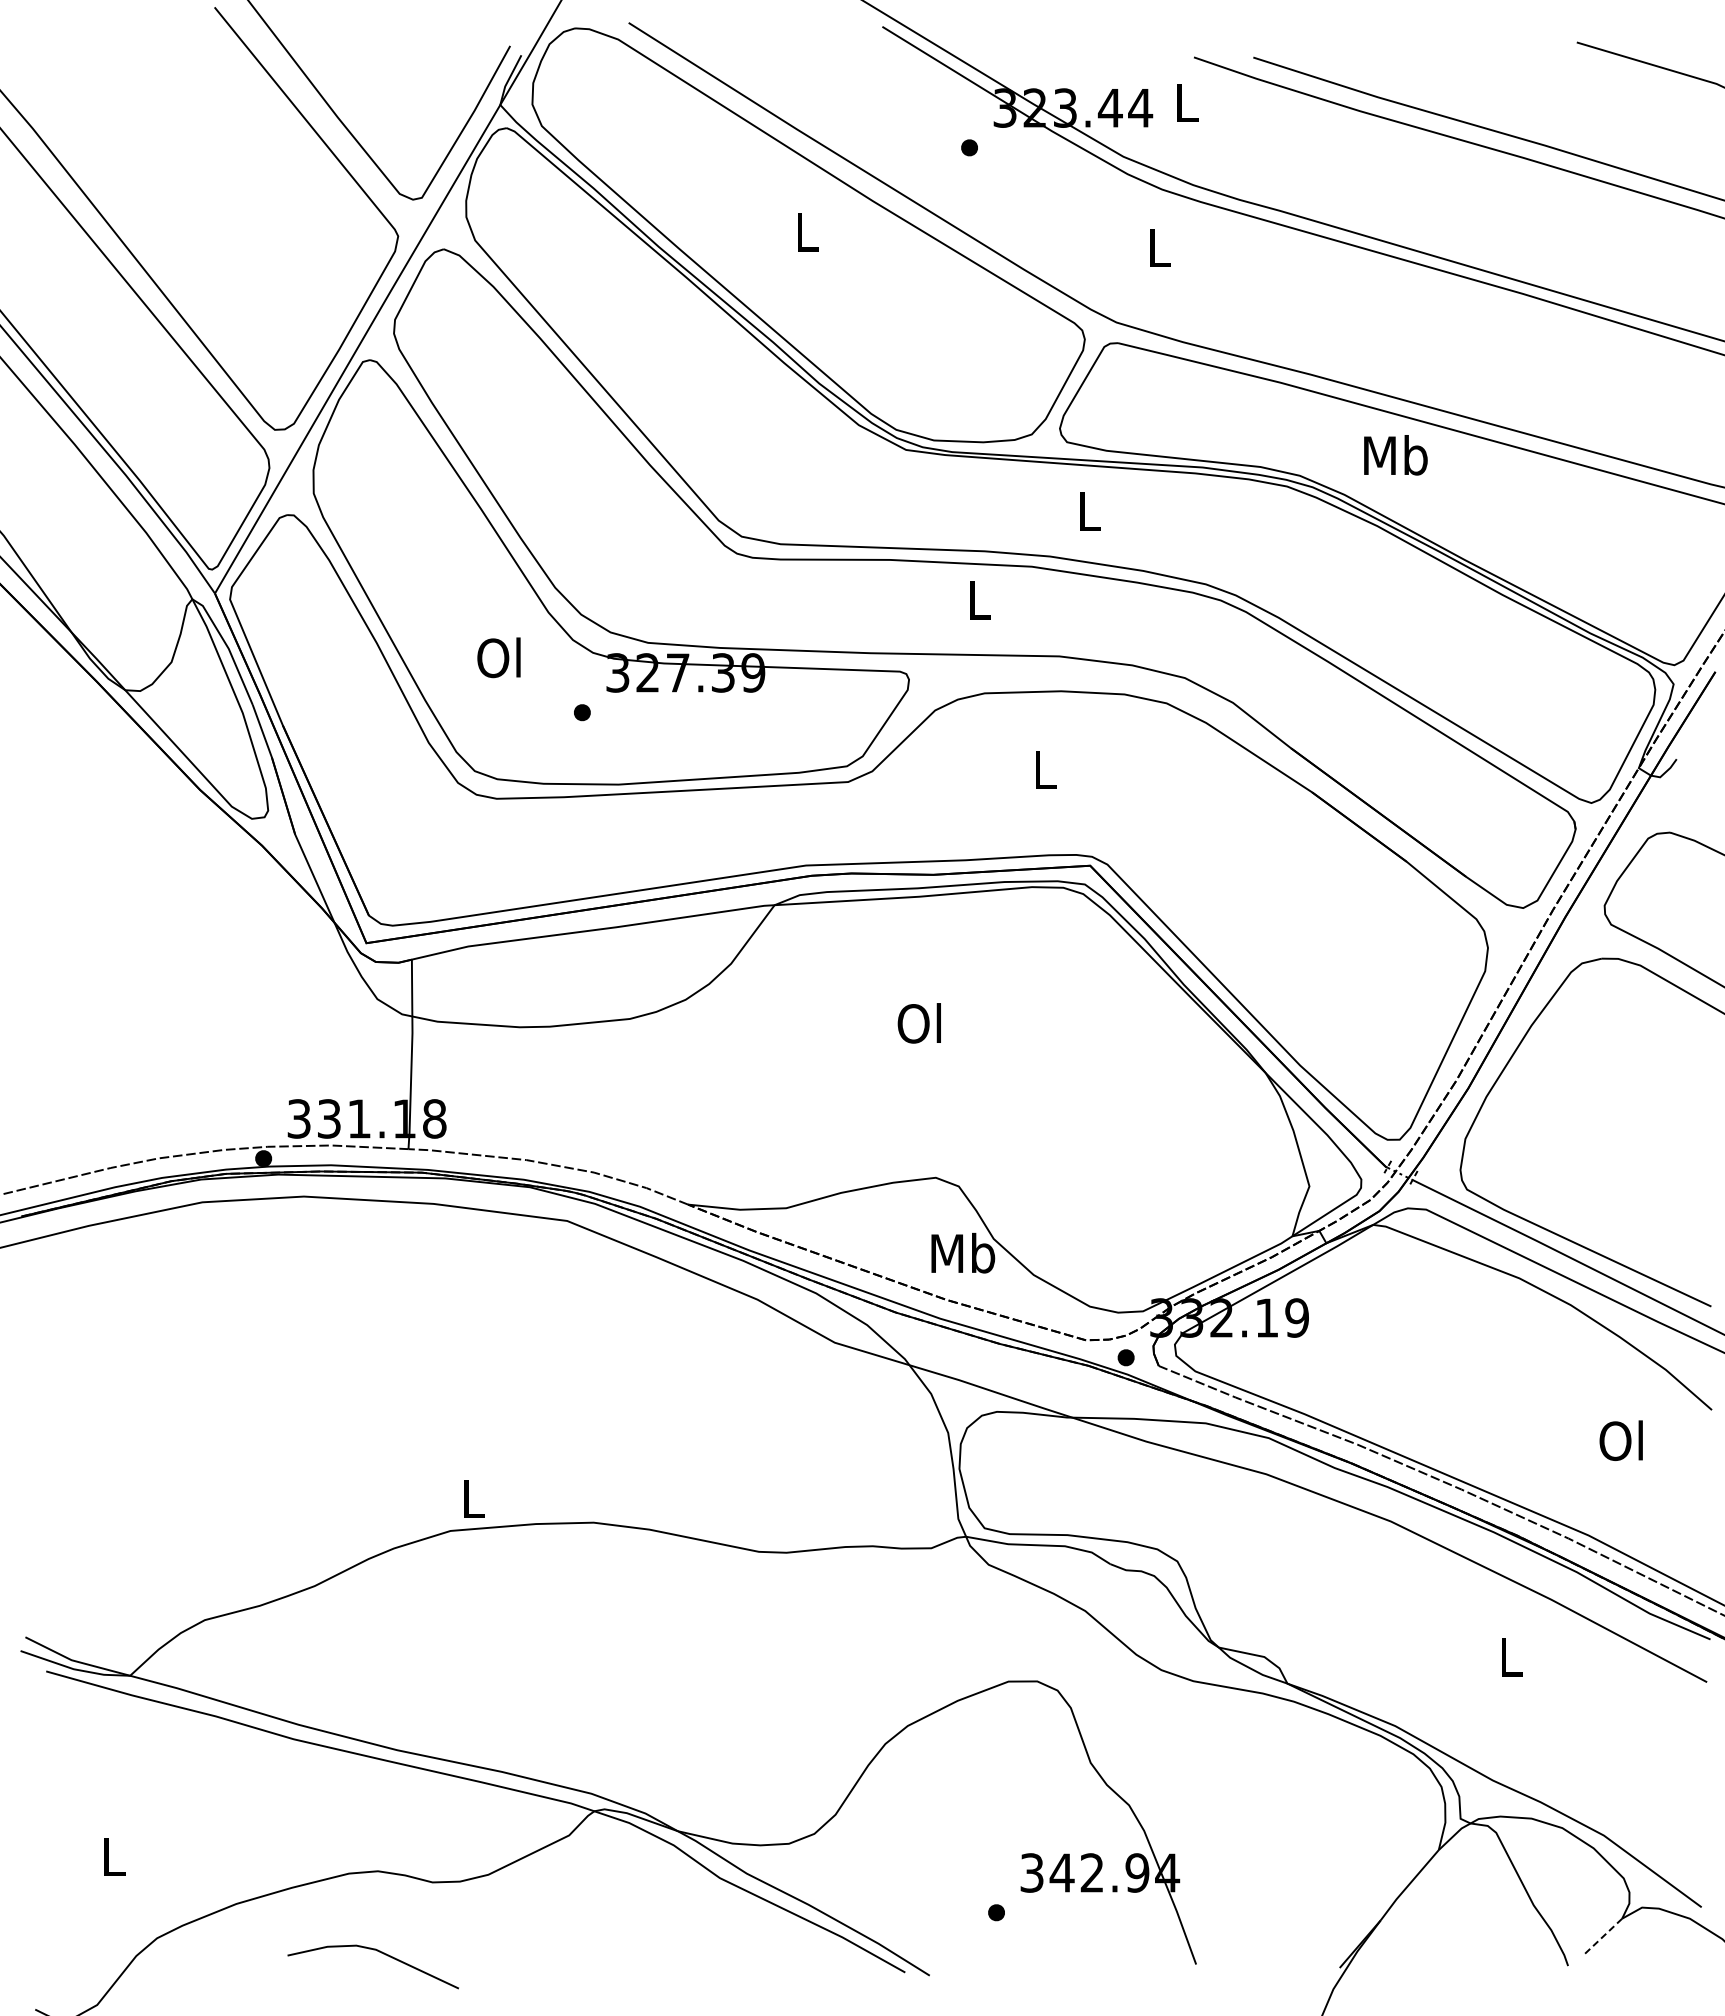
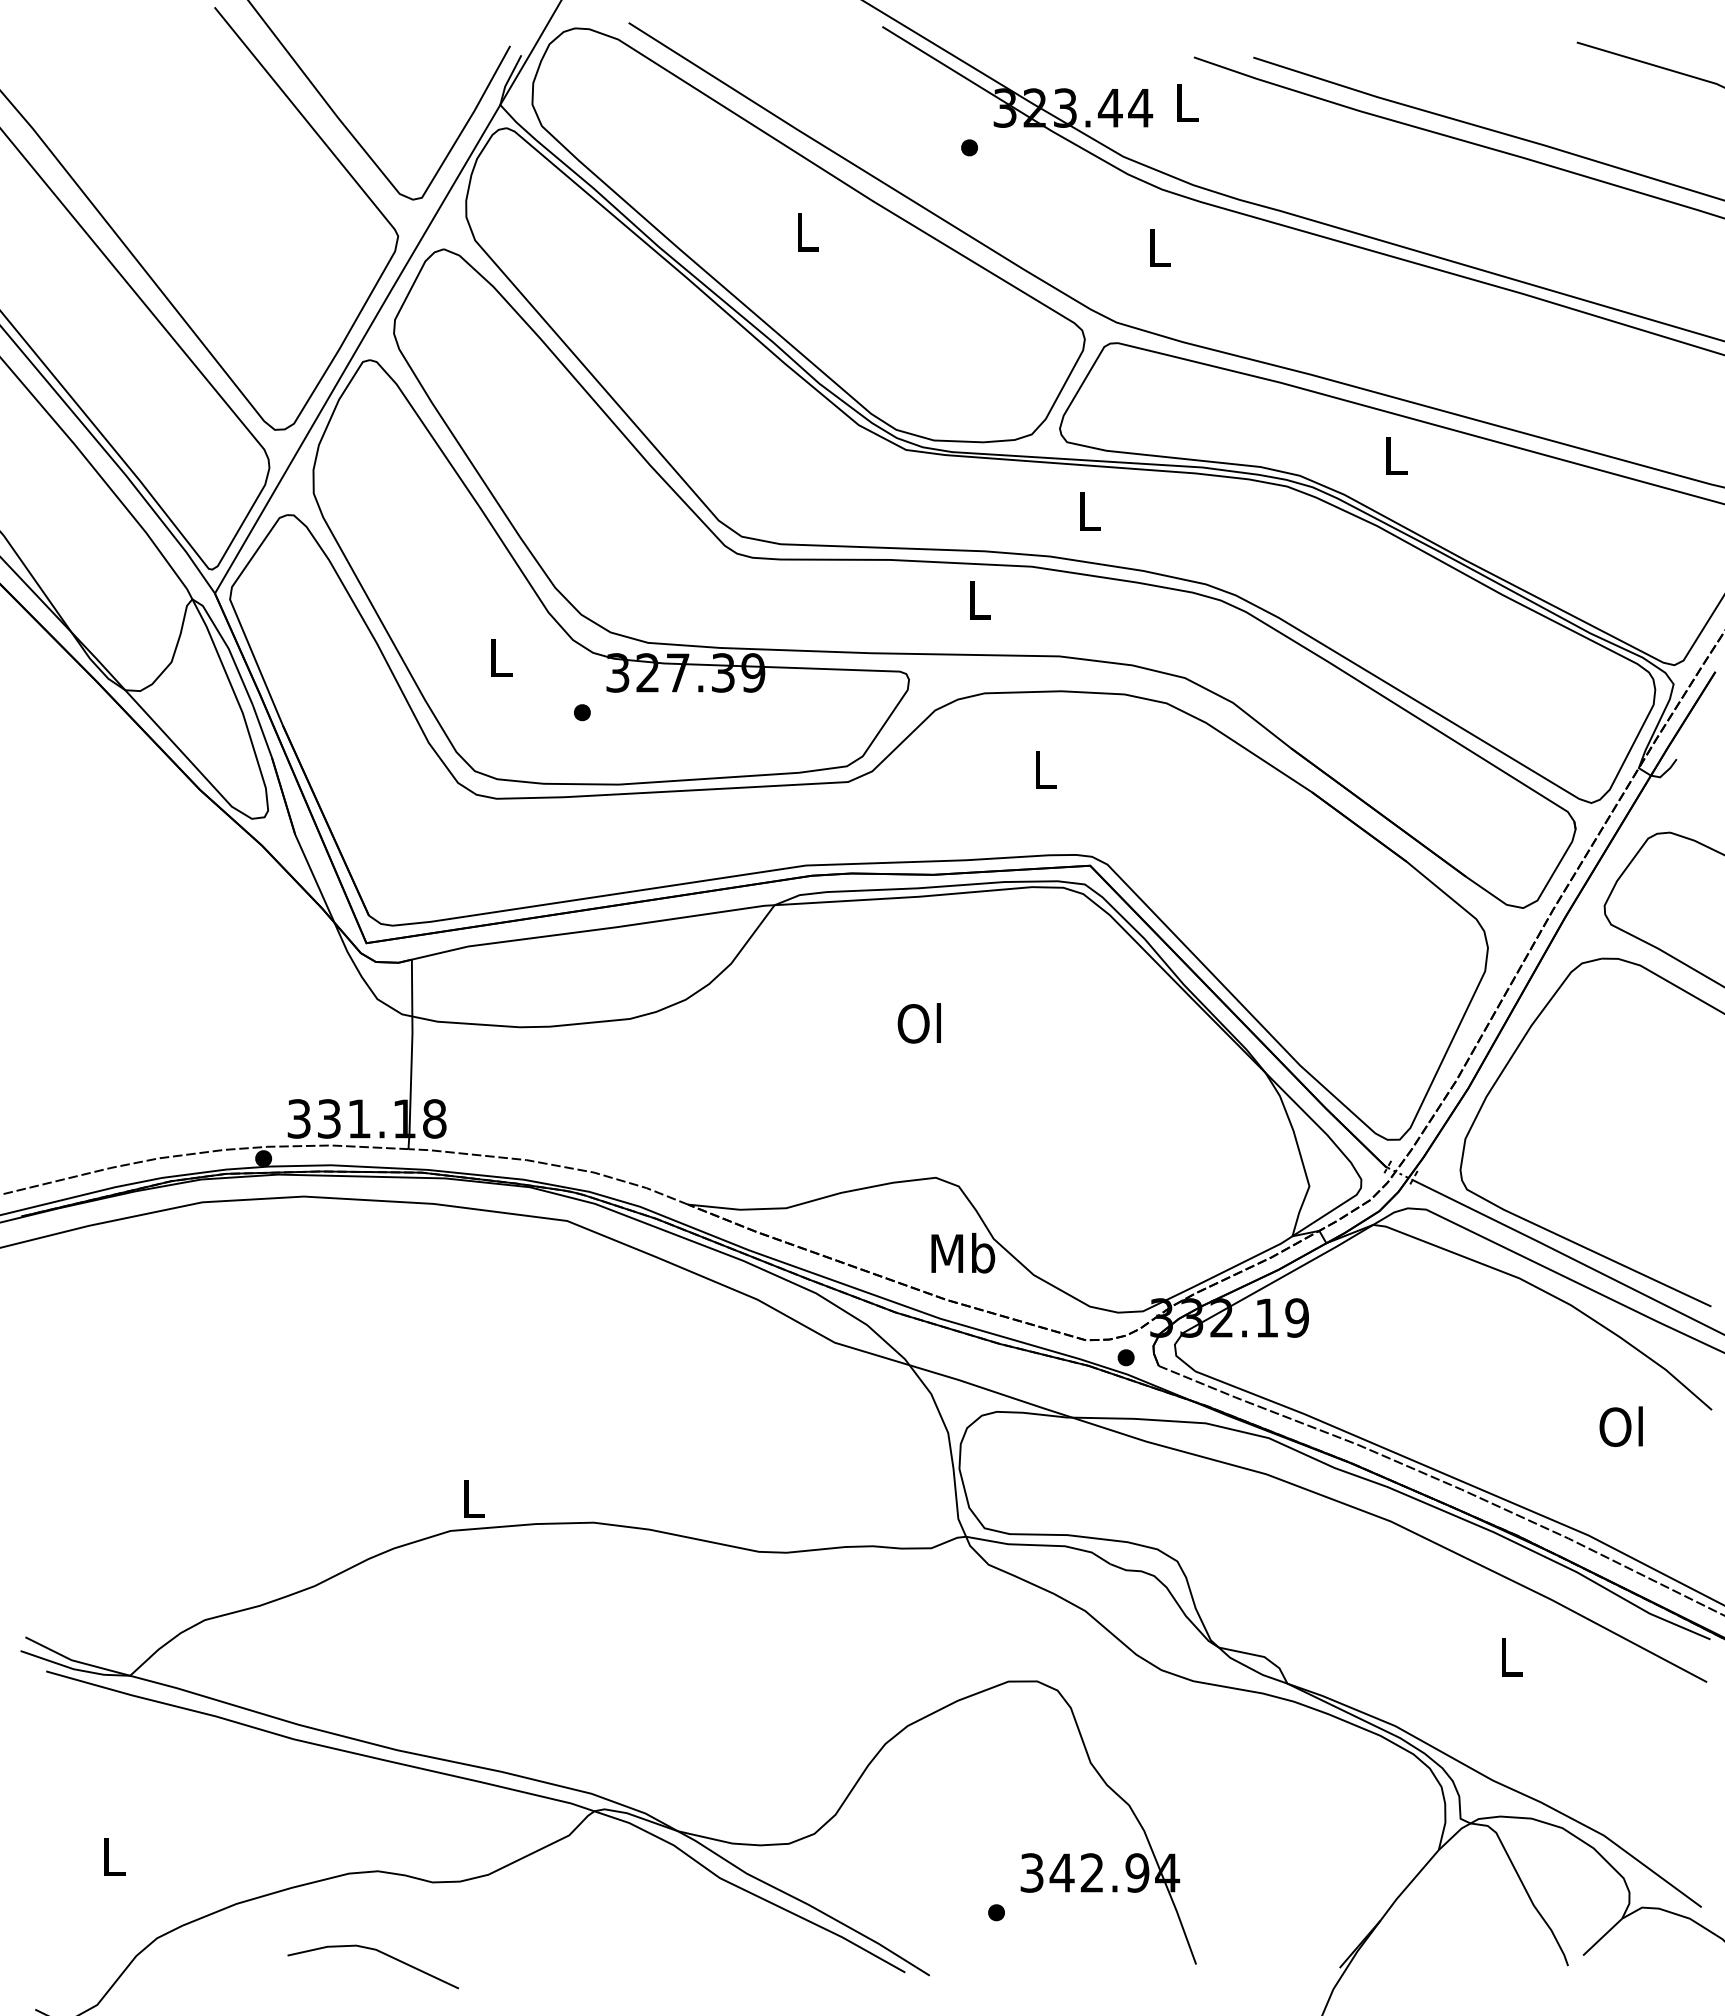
text: Mb -> L (1395, 455)
text: Ol -> L (498, 657)
text position: (1620, 1440) -> (1620, 1426) (1620, 1426)
line: dashed -> solid (1602, 1937)
